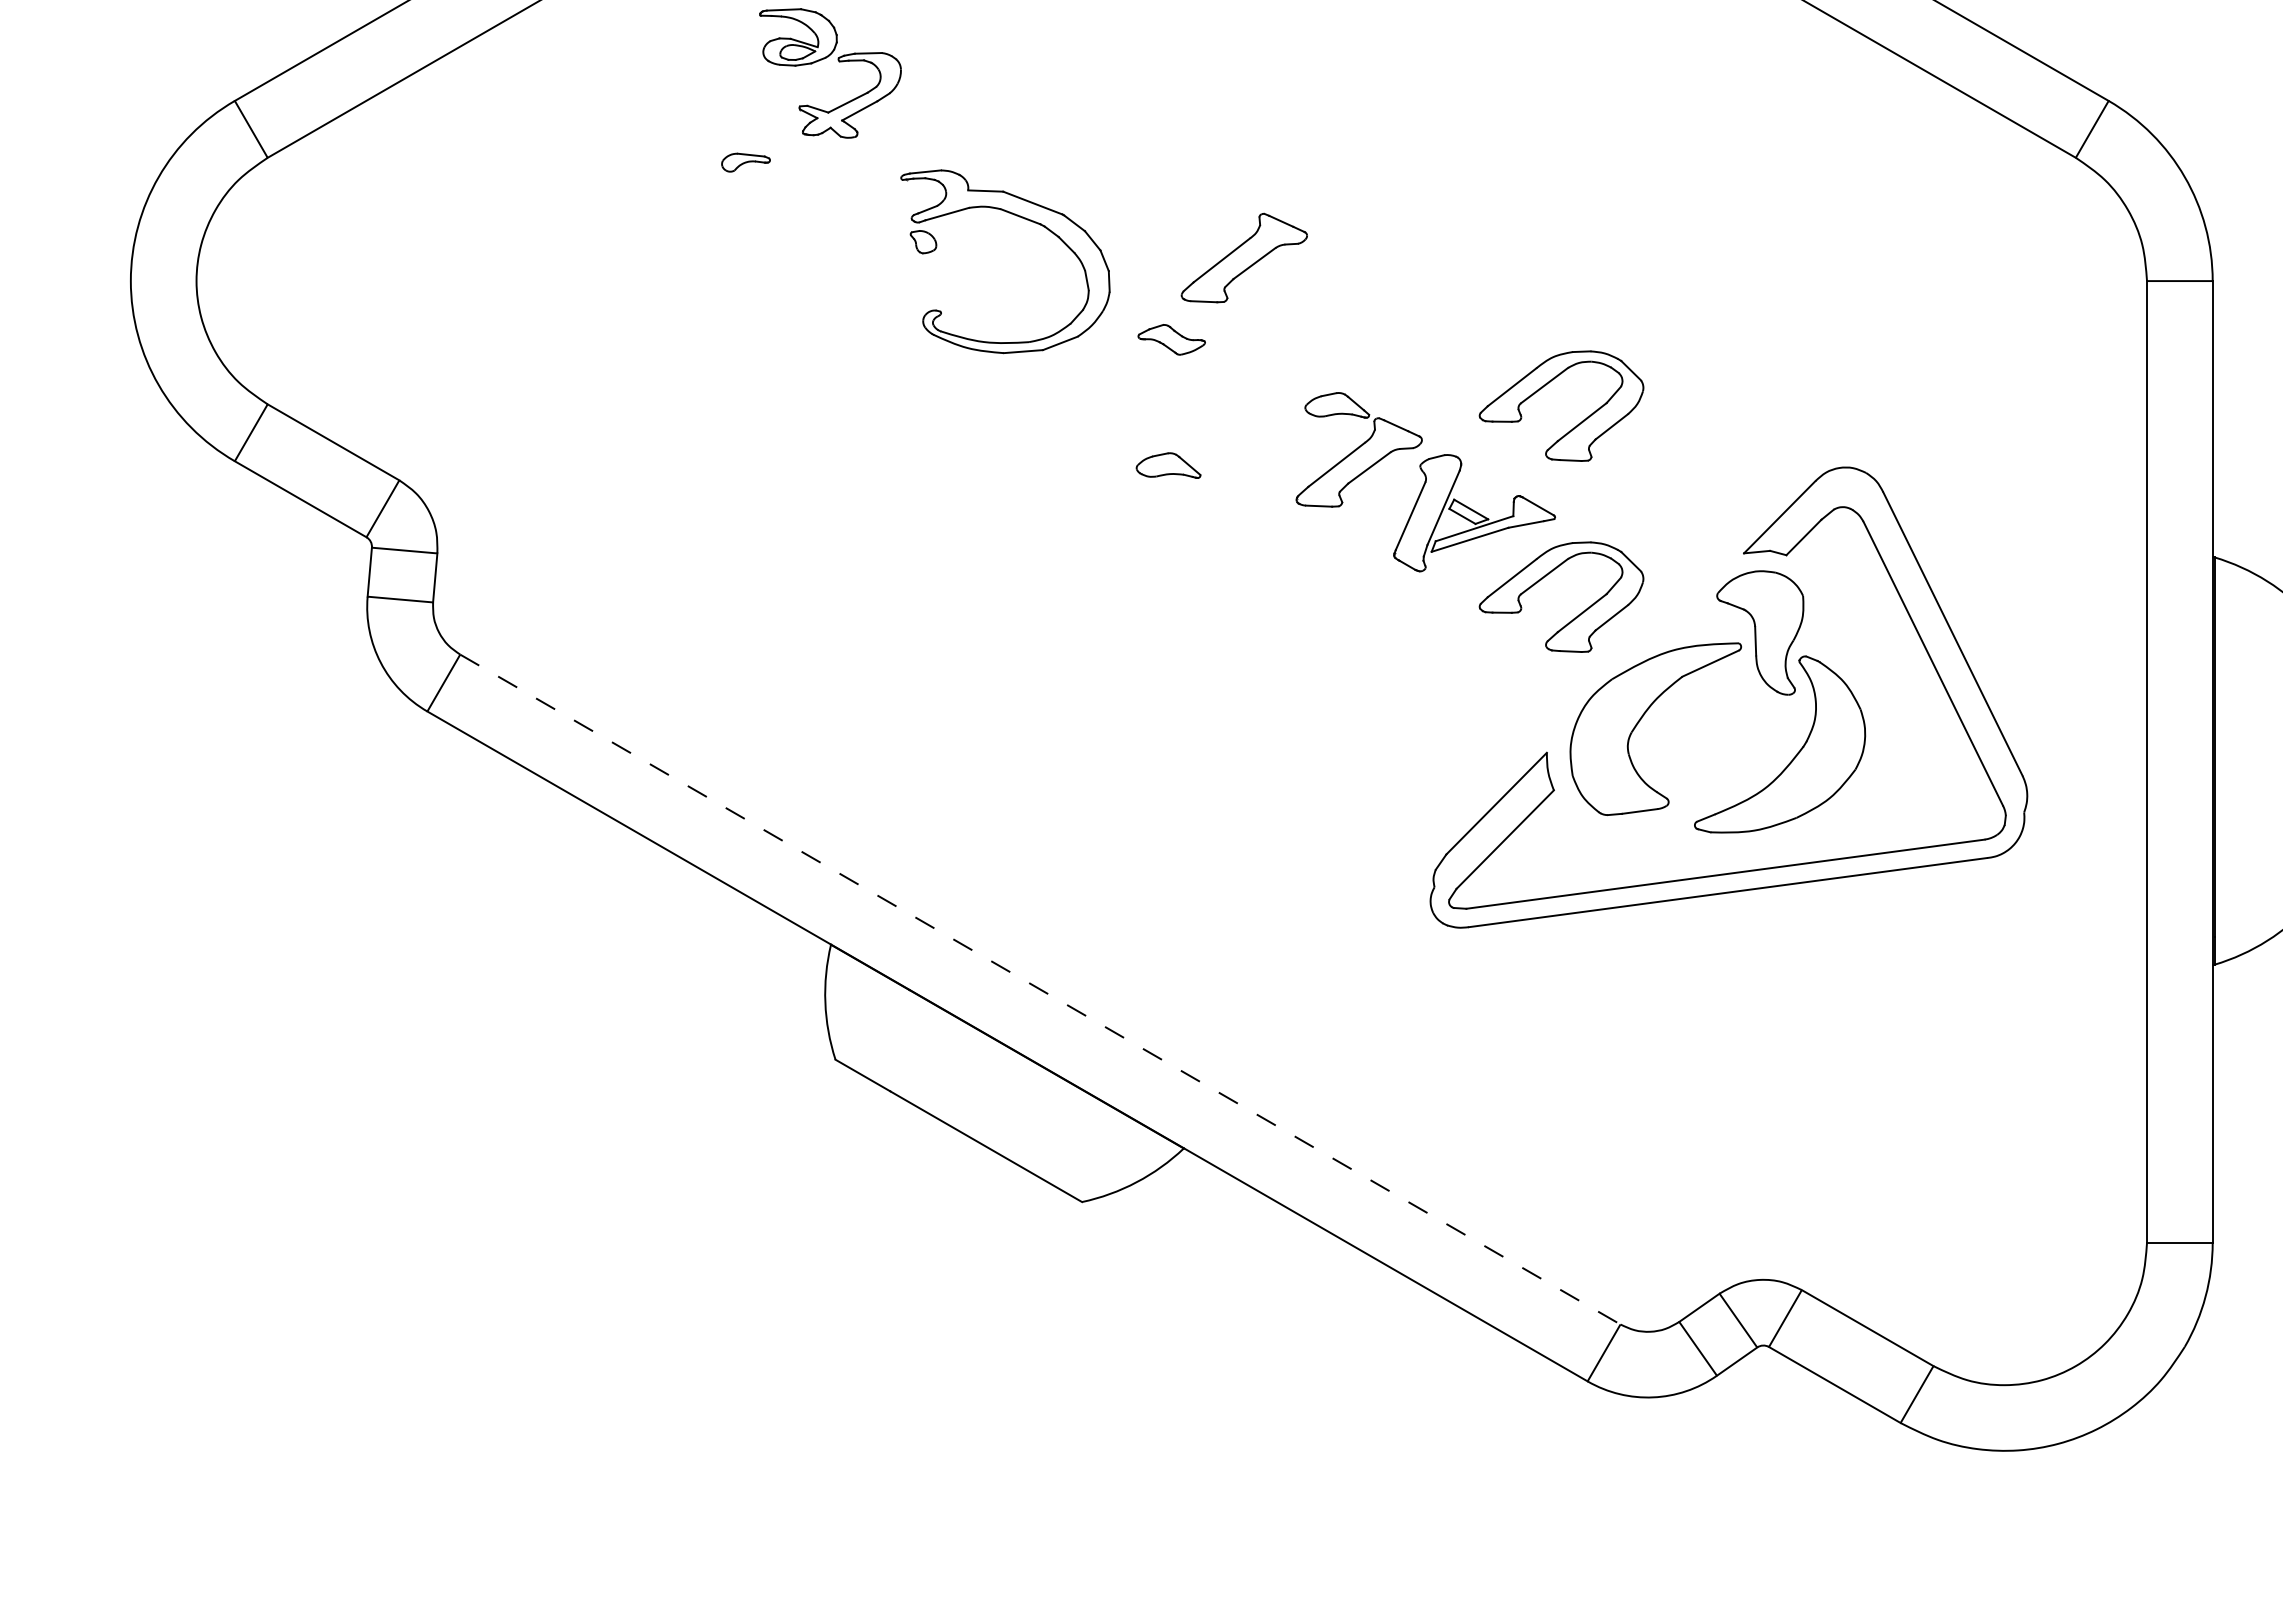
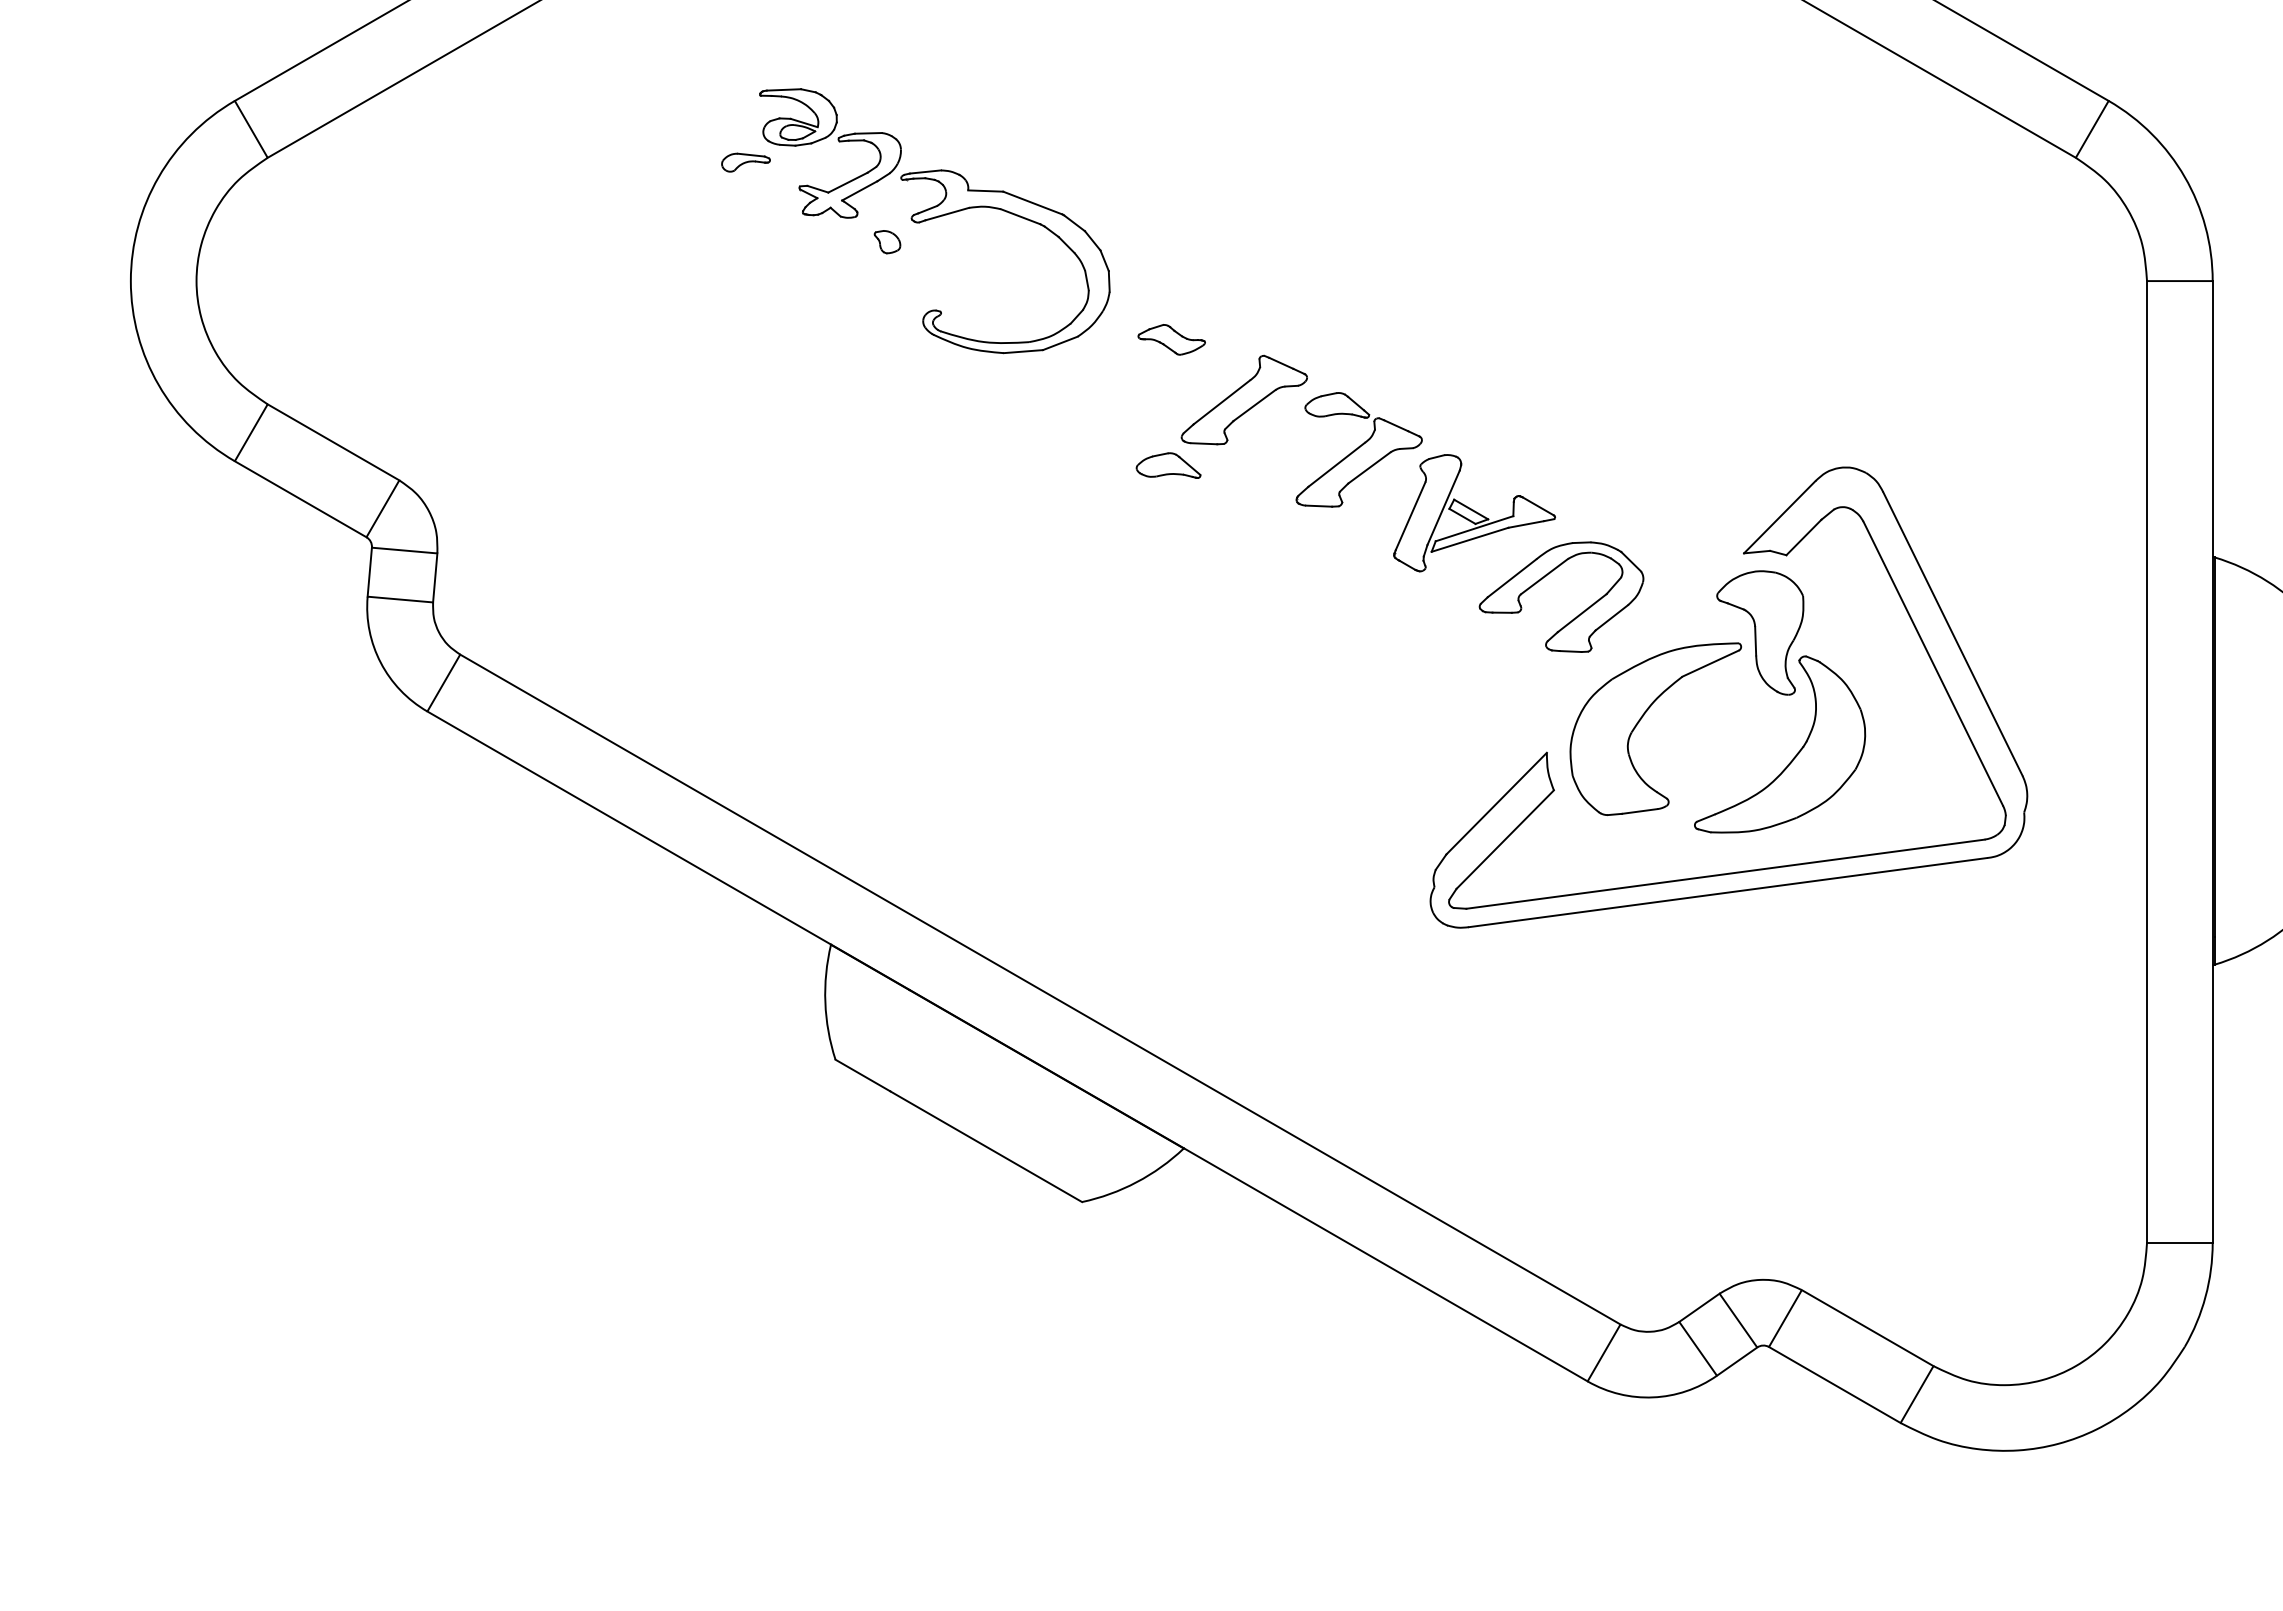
part position: (839, 62) -> (839, 142) (839, 142)
part position: (923, 242) -> (887, 242) (887, 242)
part position: (1243, 257) -> (1243, 399) (1243, 399)
part: present -> none (1574, 426)
line: dashed -> solid (1040, 989)
